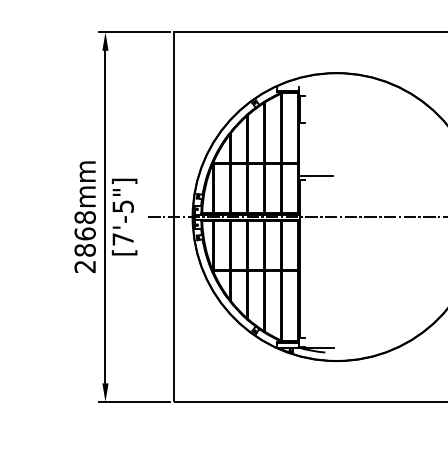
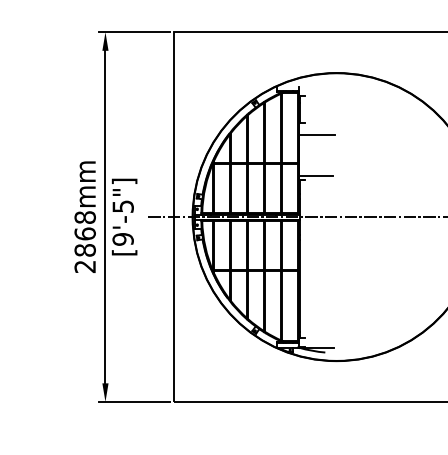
line: none -> present (317, 134)
text: [7'-5"] -> [9'-5"] (122, 239)
